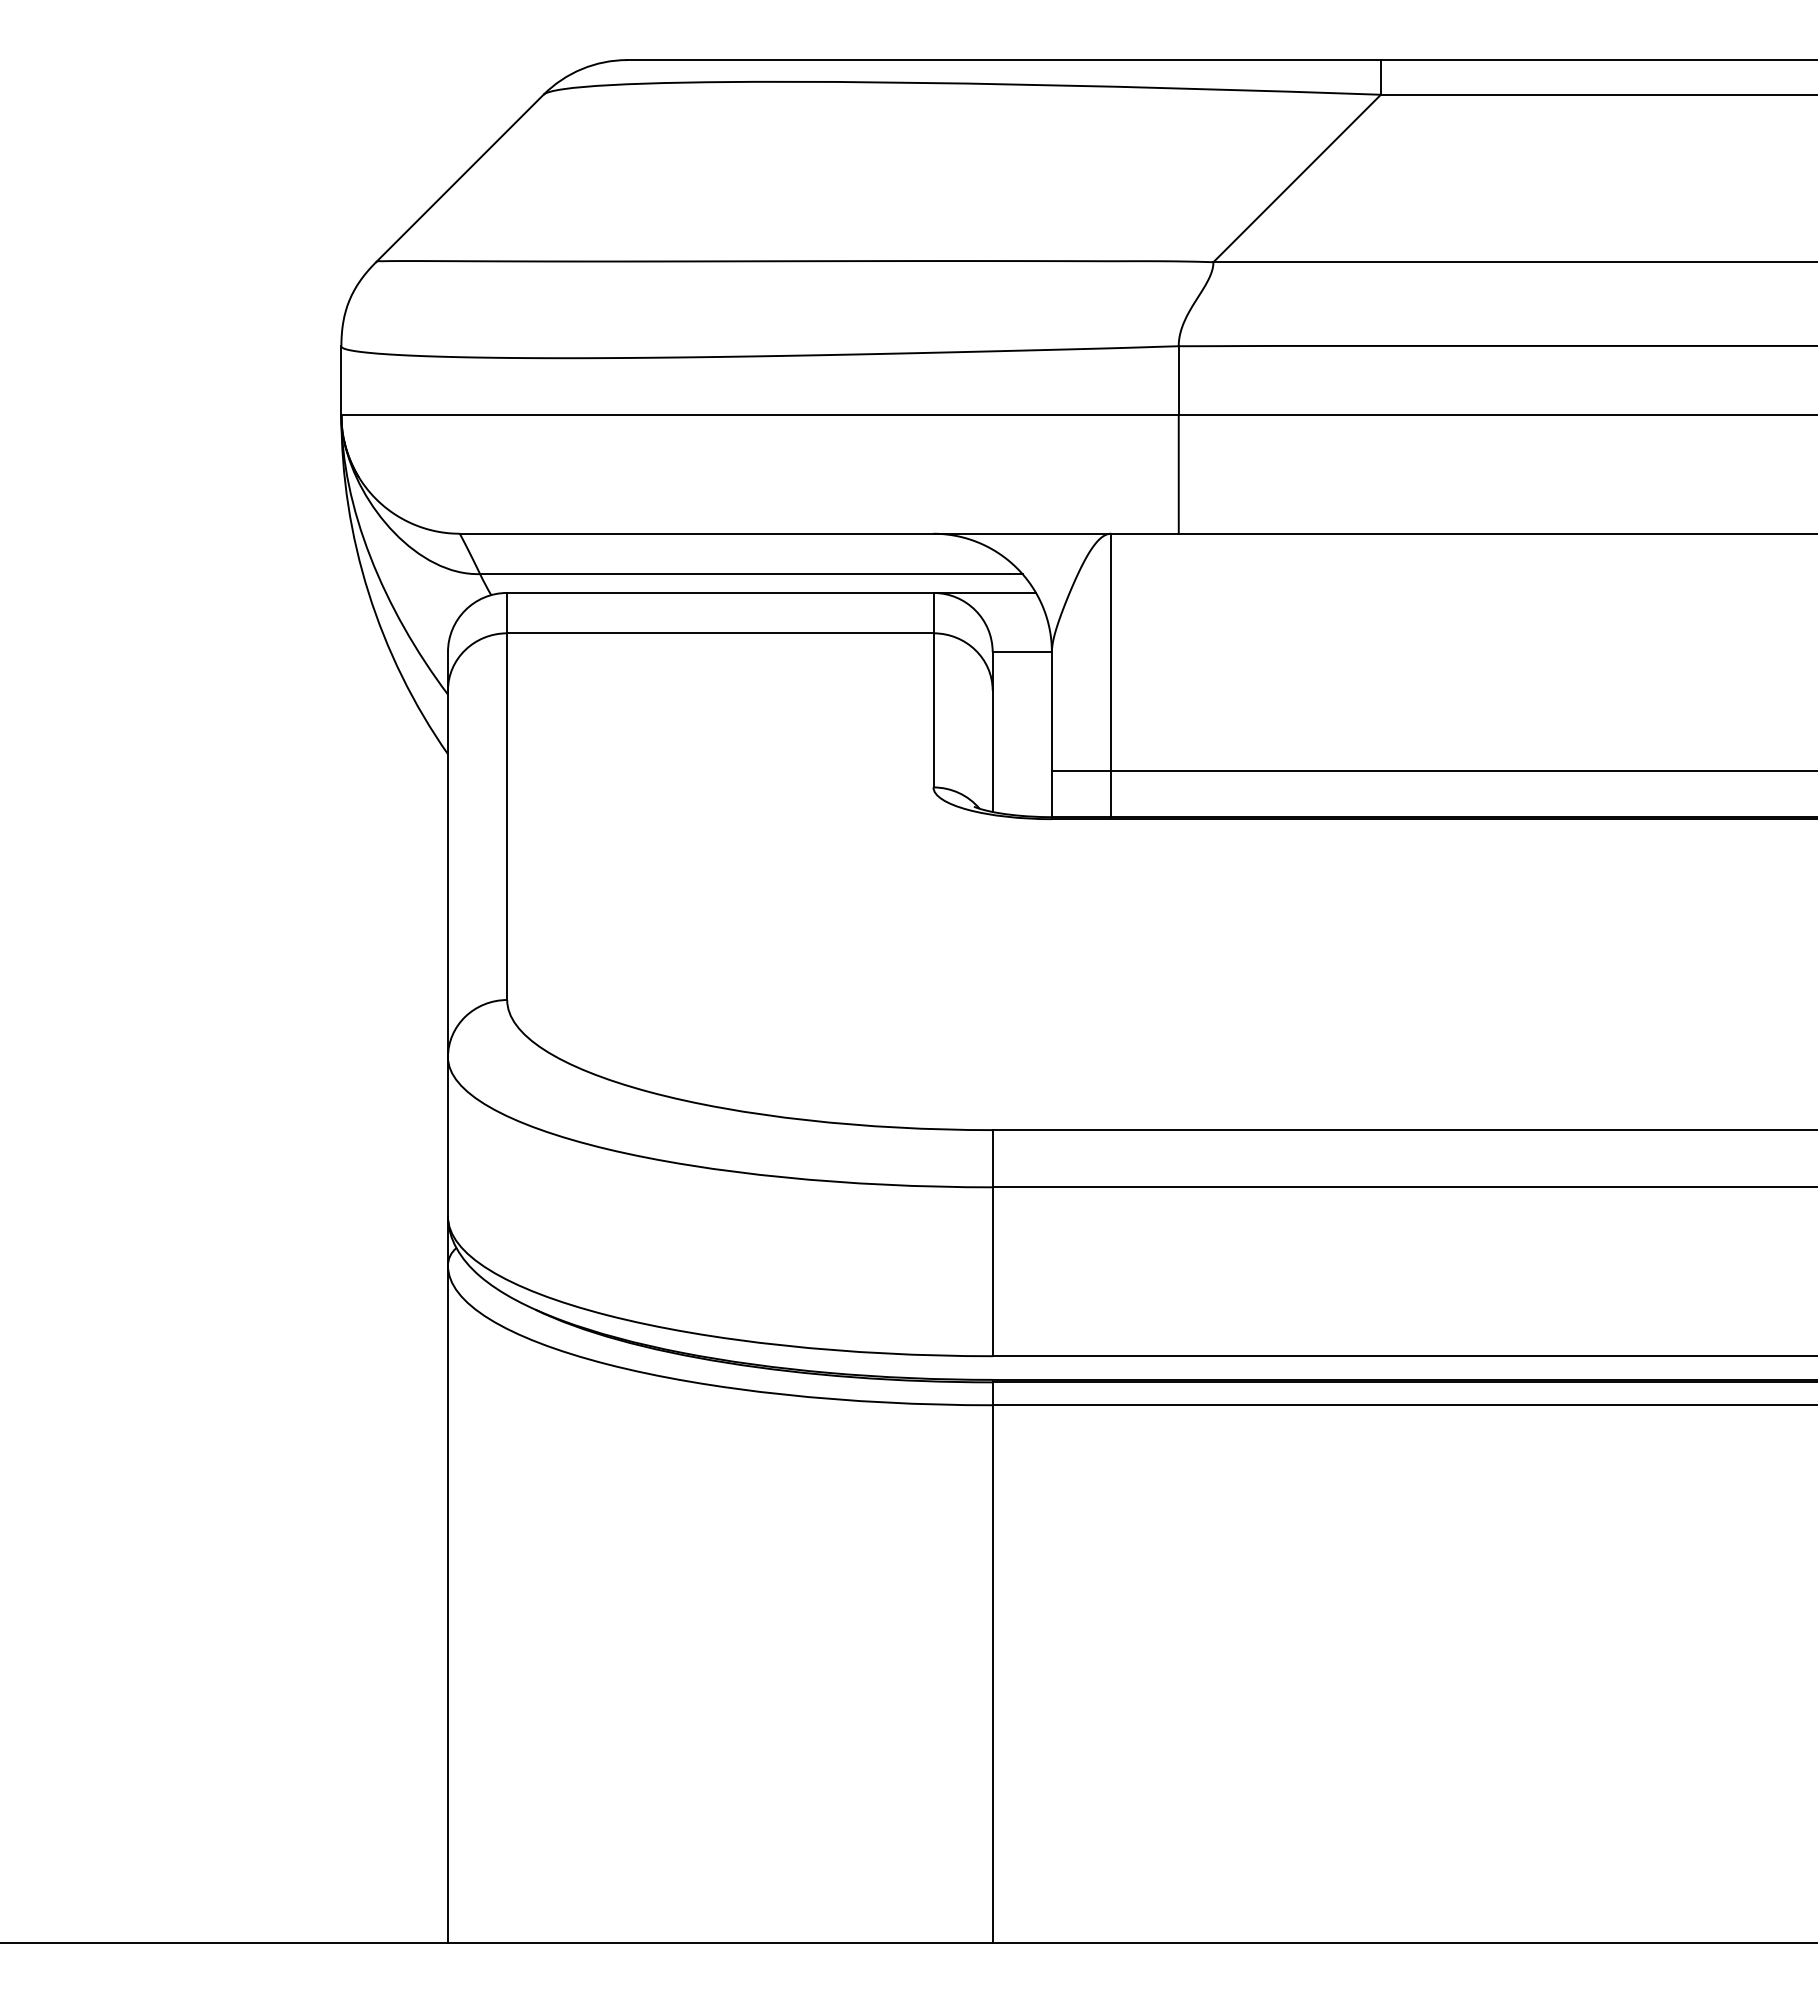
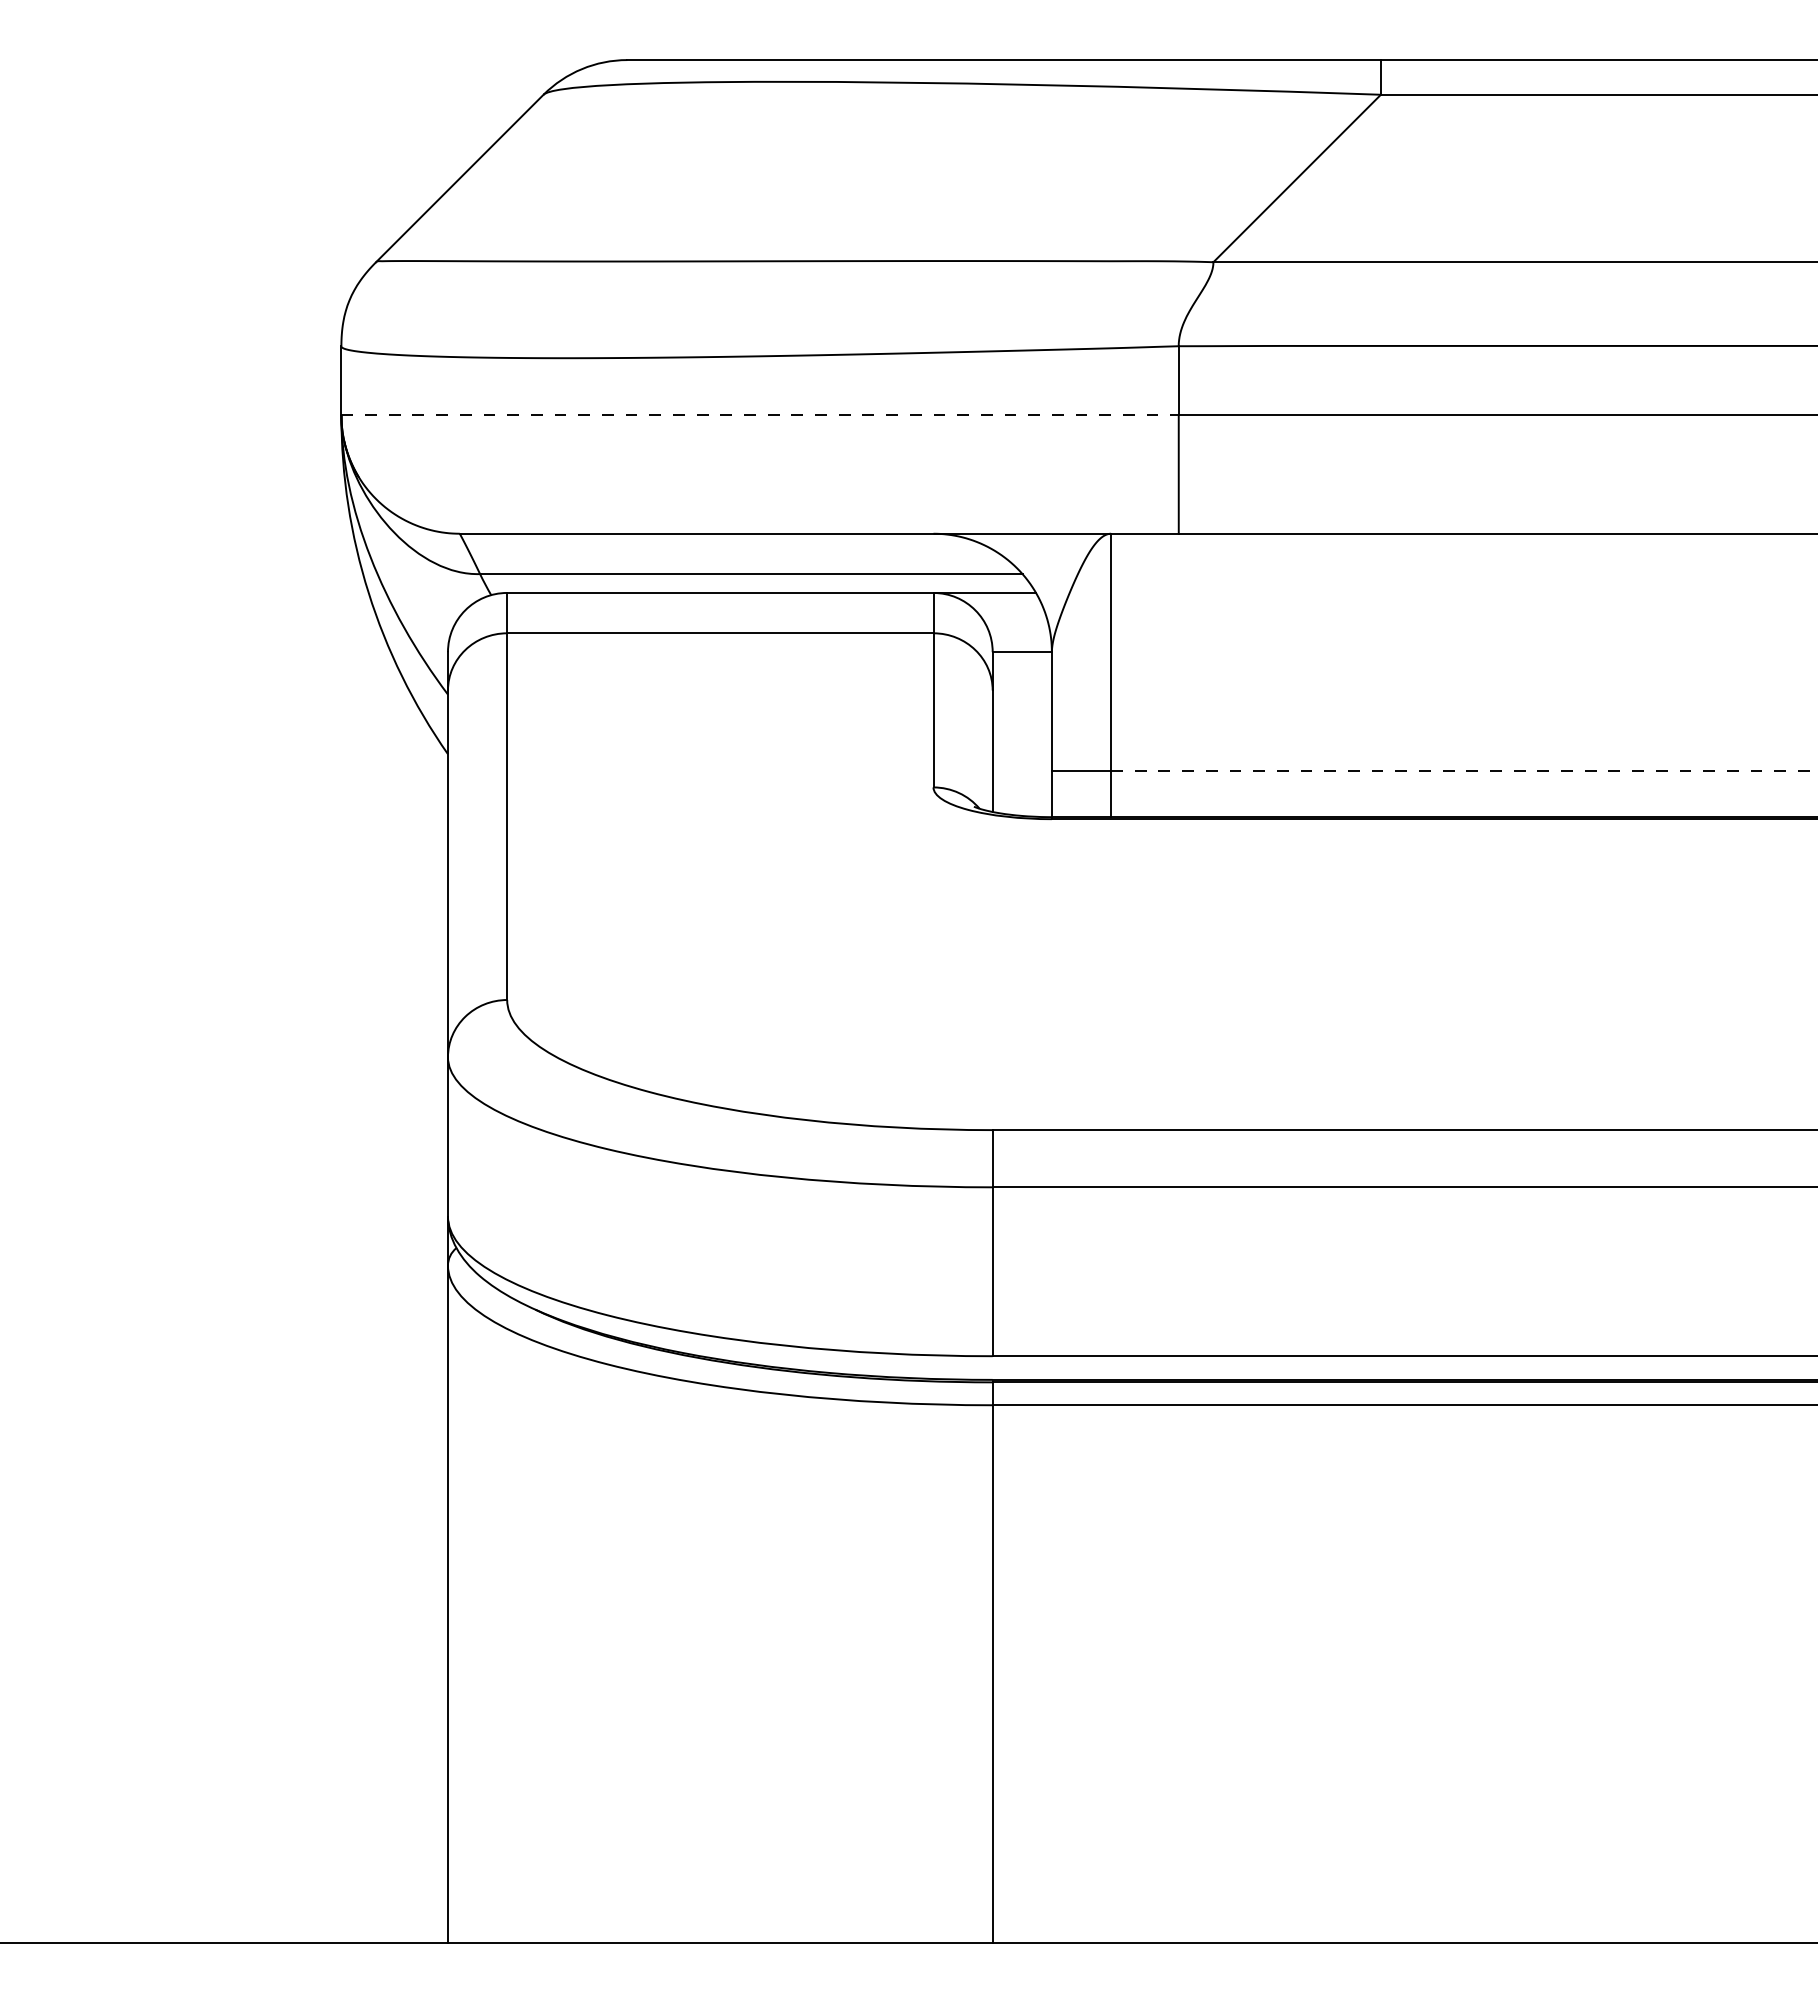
line: solid -> dashed (760, 415)
line: solid -> dashed (1464, 770)
